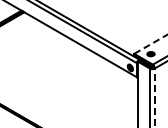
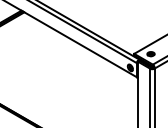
line: dashed -> solid (150, 44)
line: dashed -> solid (154, 97)
